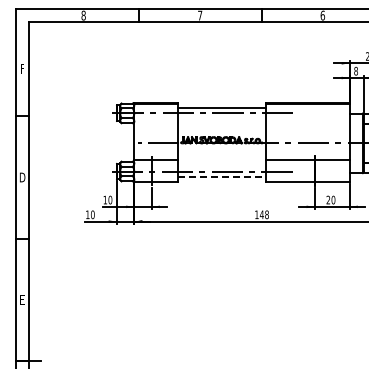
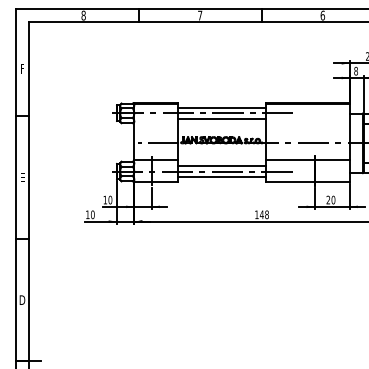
line: none -> present (221, 118)
line: none -> present (221, 166)
line: dashed -> solid (221, 176)
text: D -> E (22, 177)
text: E -> D (22, 299)
